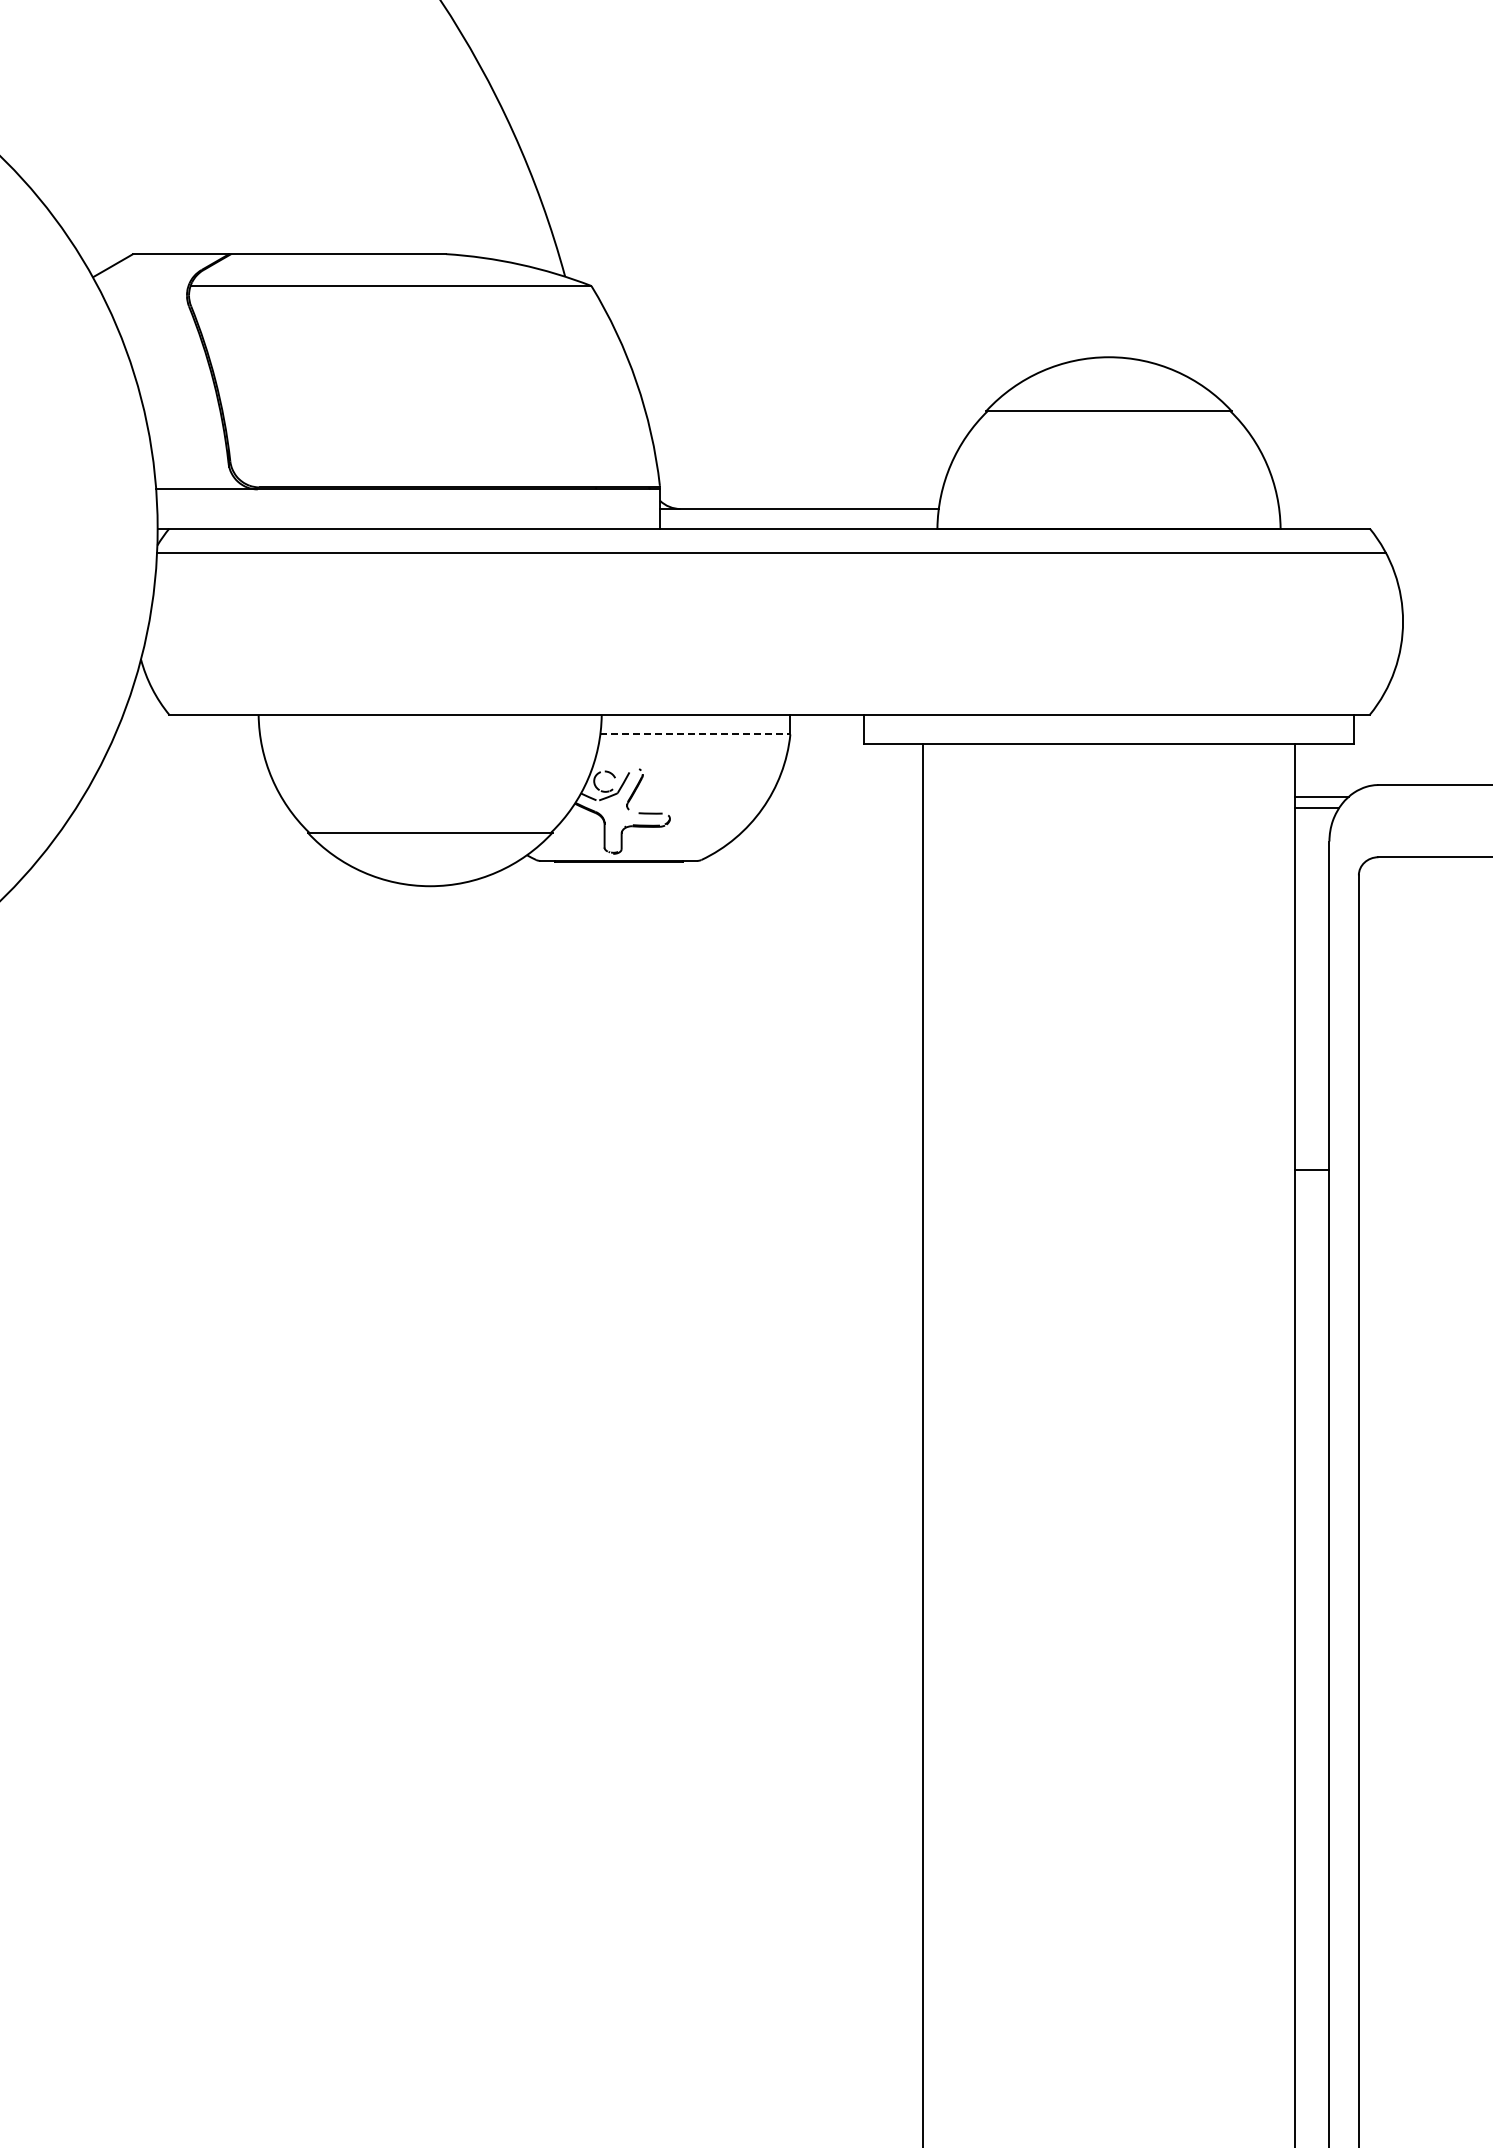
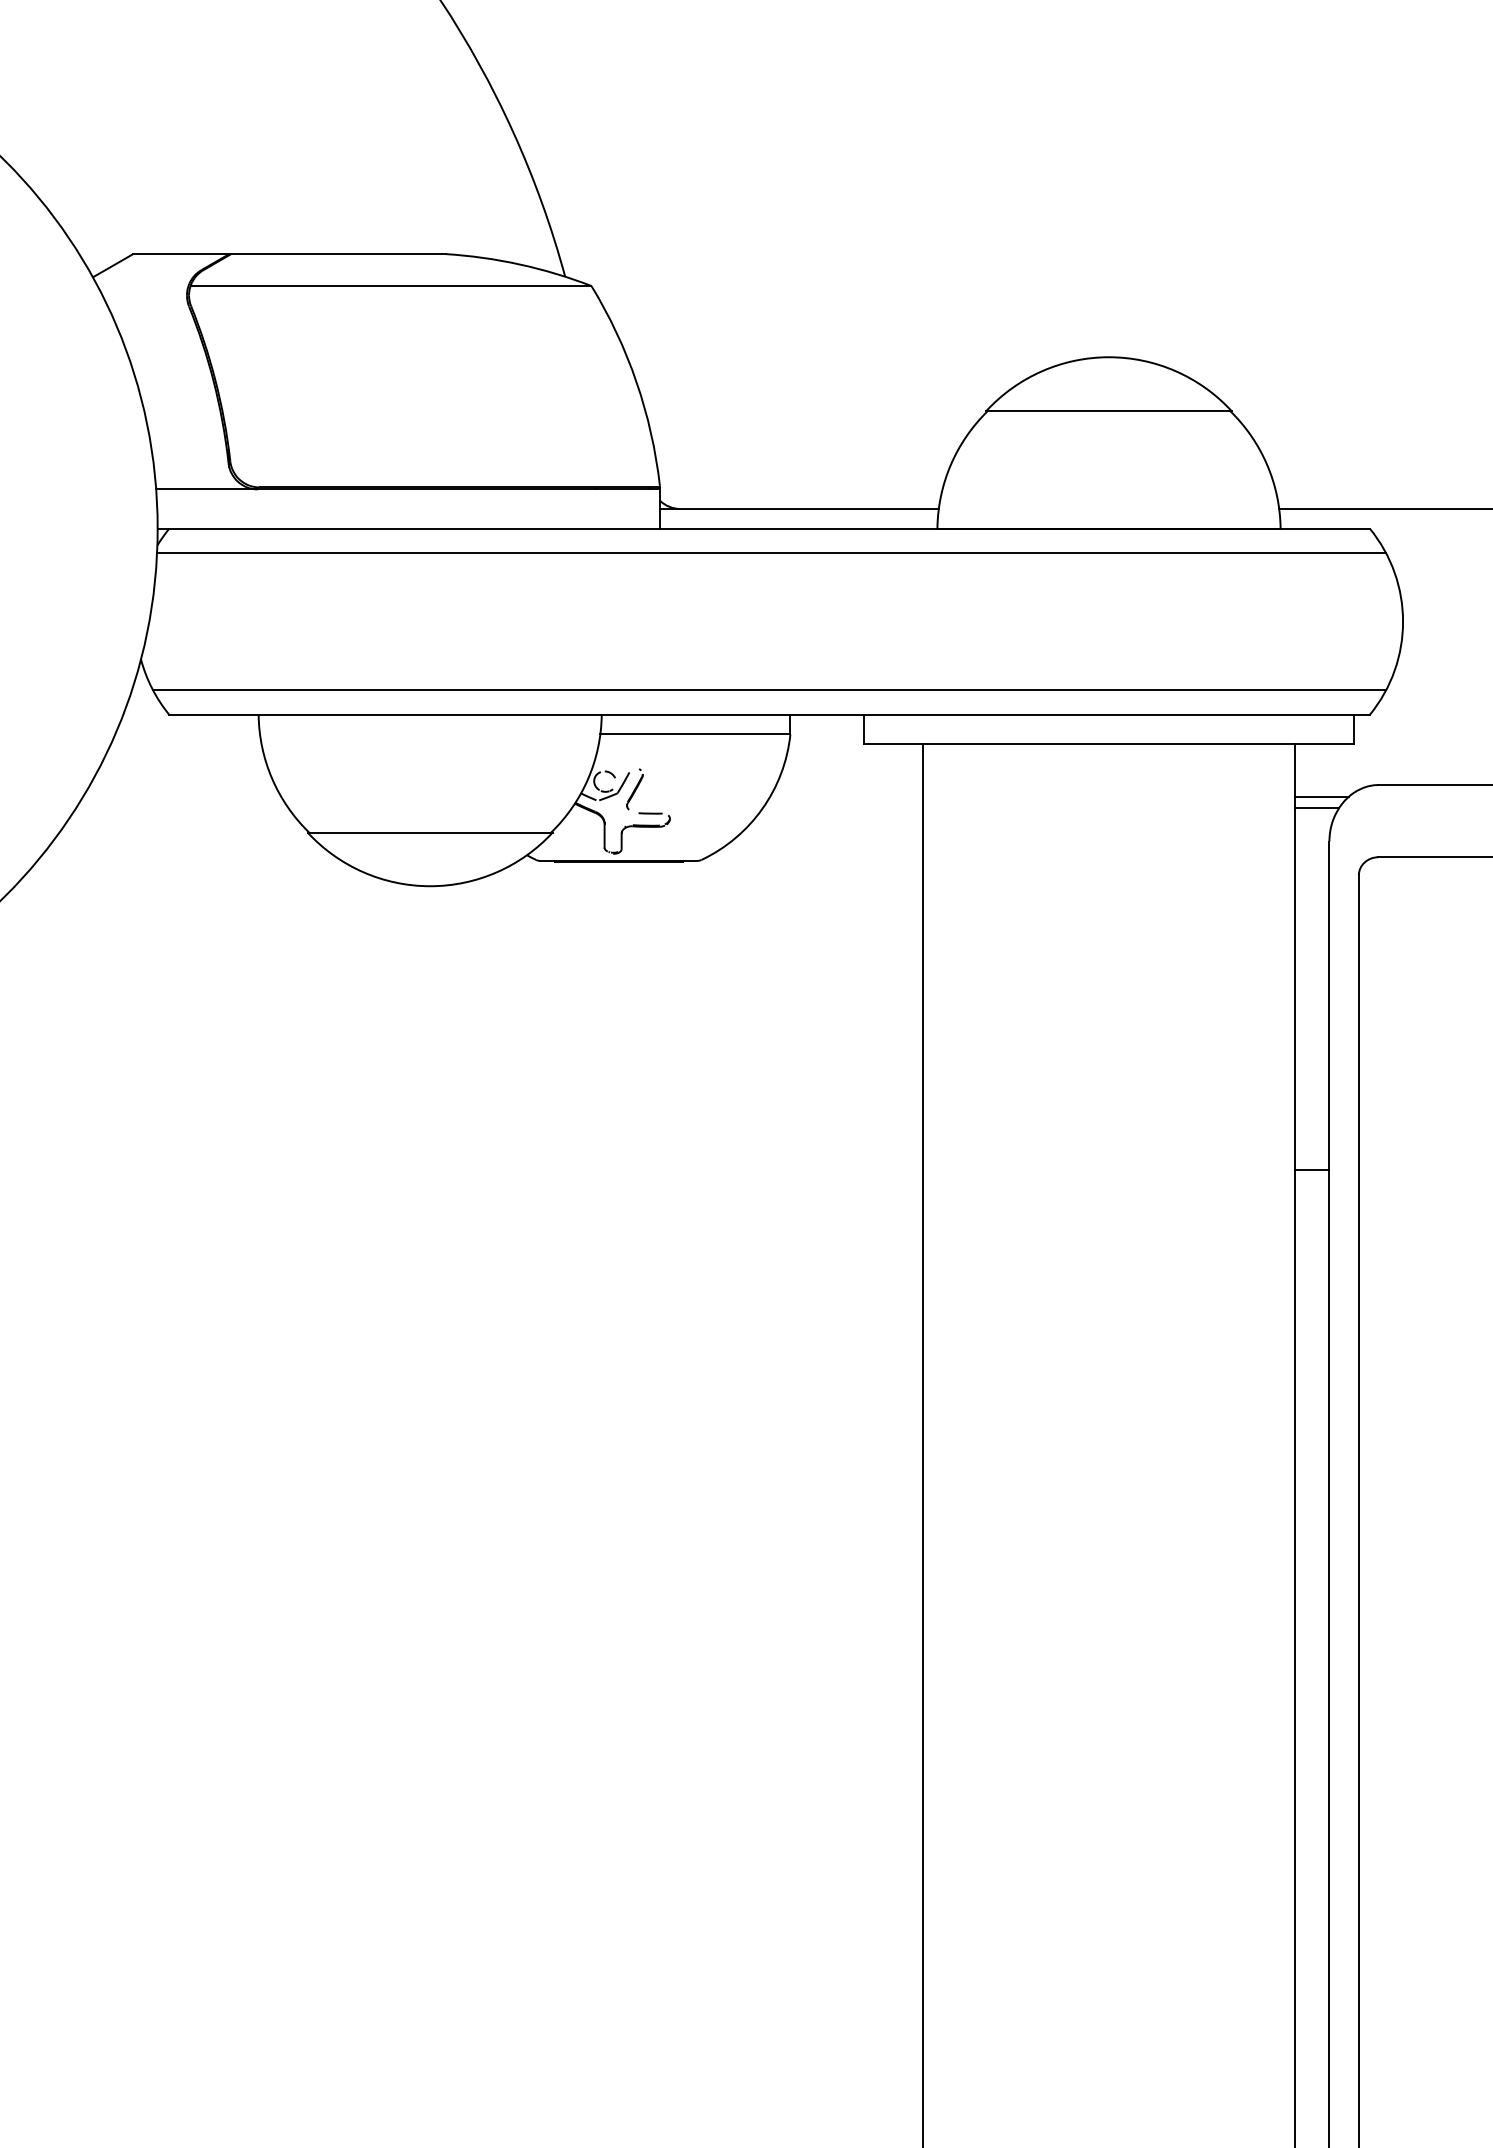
line: none -> present (1384, 509)
line: none -> present (769, 690)
line: dashed -> solid (695, 734)
